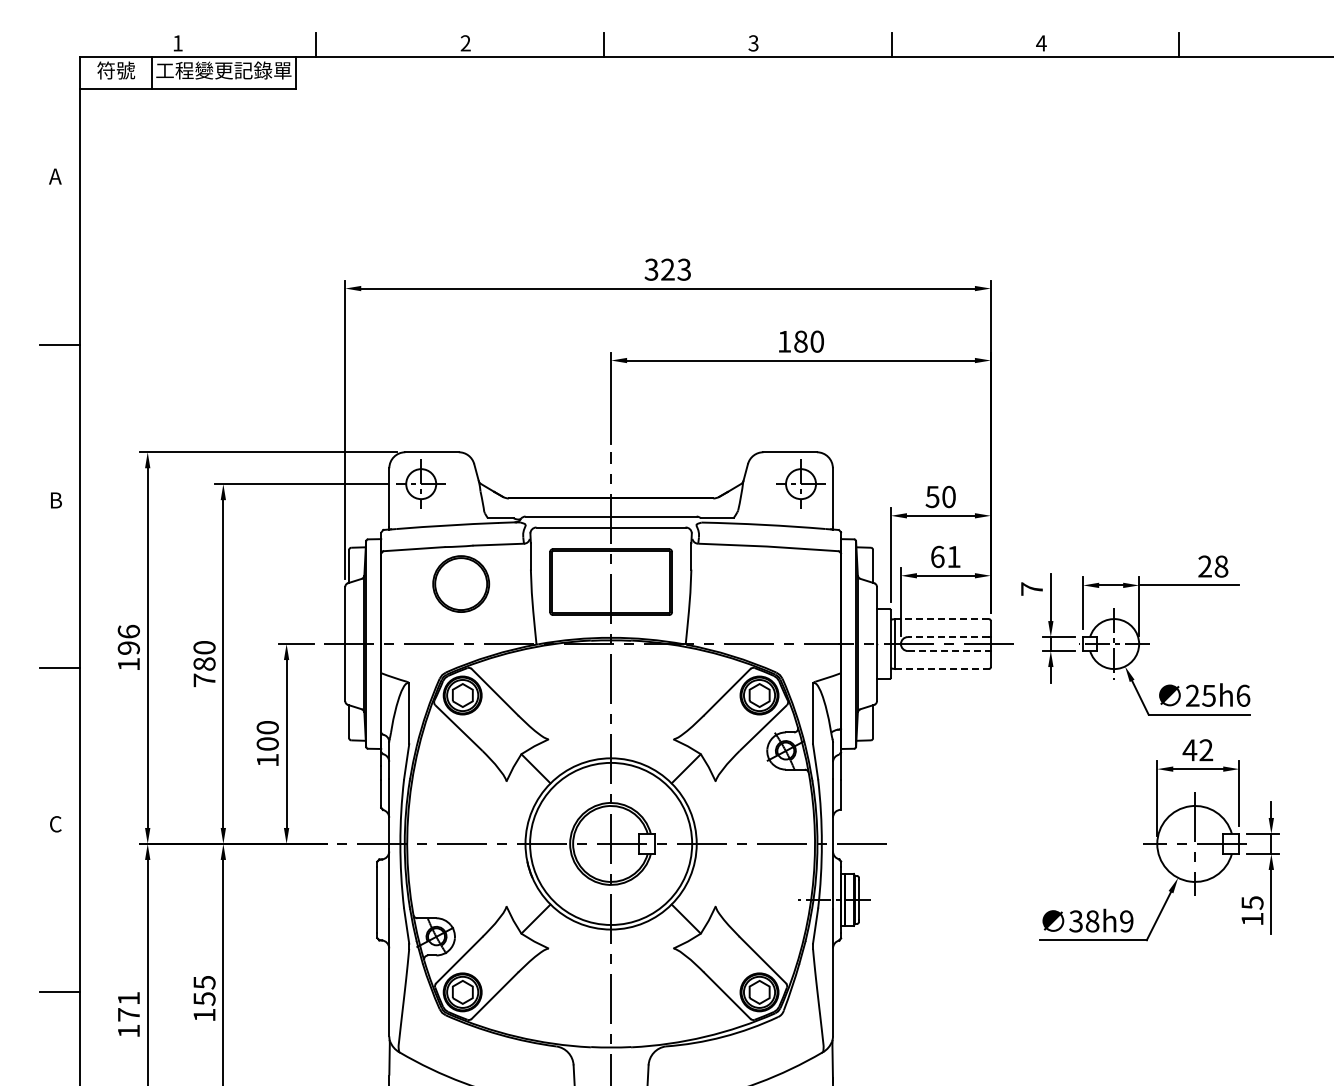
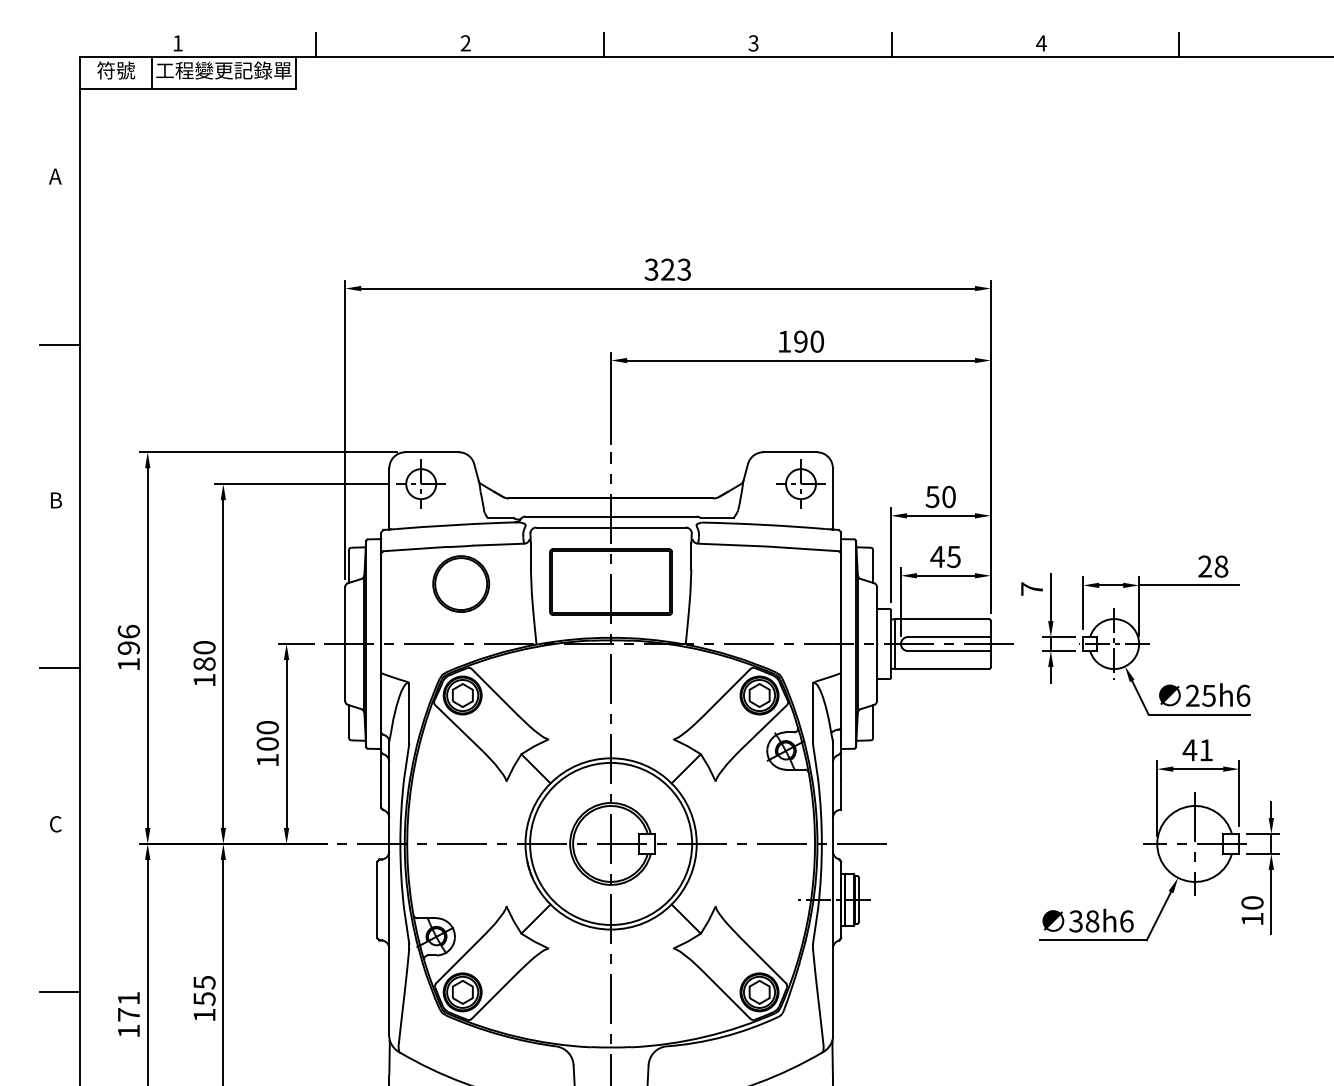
text: 180 -> 190 (800, 341)
text: 61 -> 45 (945, 556)
line: dashed -> solid (941, 619)
line: dashed -> solid (947, 637)
line: dashed -> solid (948, 651)
line: dashed -> solid (941, 669)
text: 780 -> 180 (204, 680)
text: 42 -> 41 (1206, 750)
text: 15 -> 10 (1252, 902)
text: 38h9 -> 38h6 (1126, 921)
